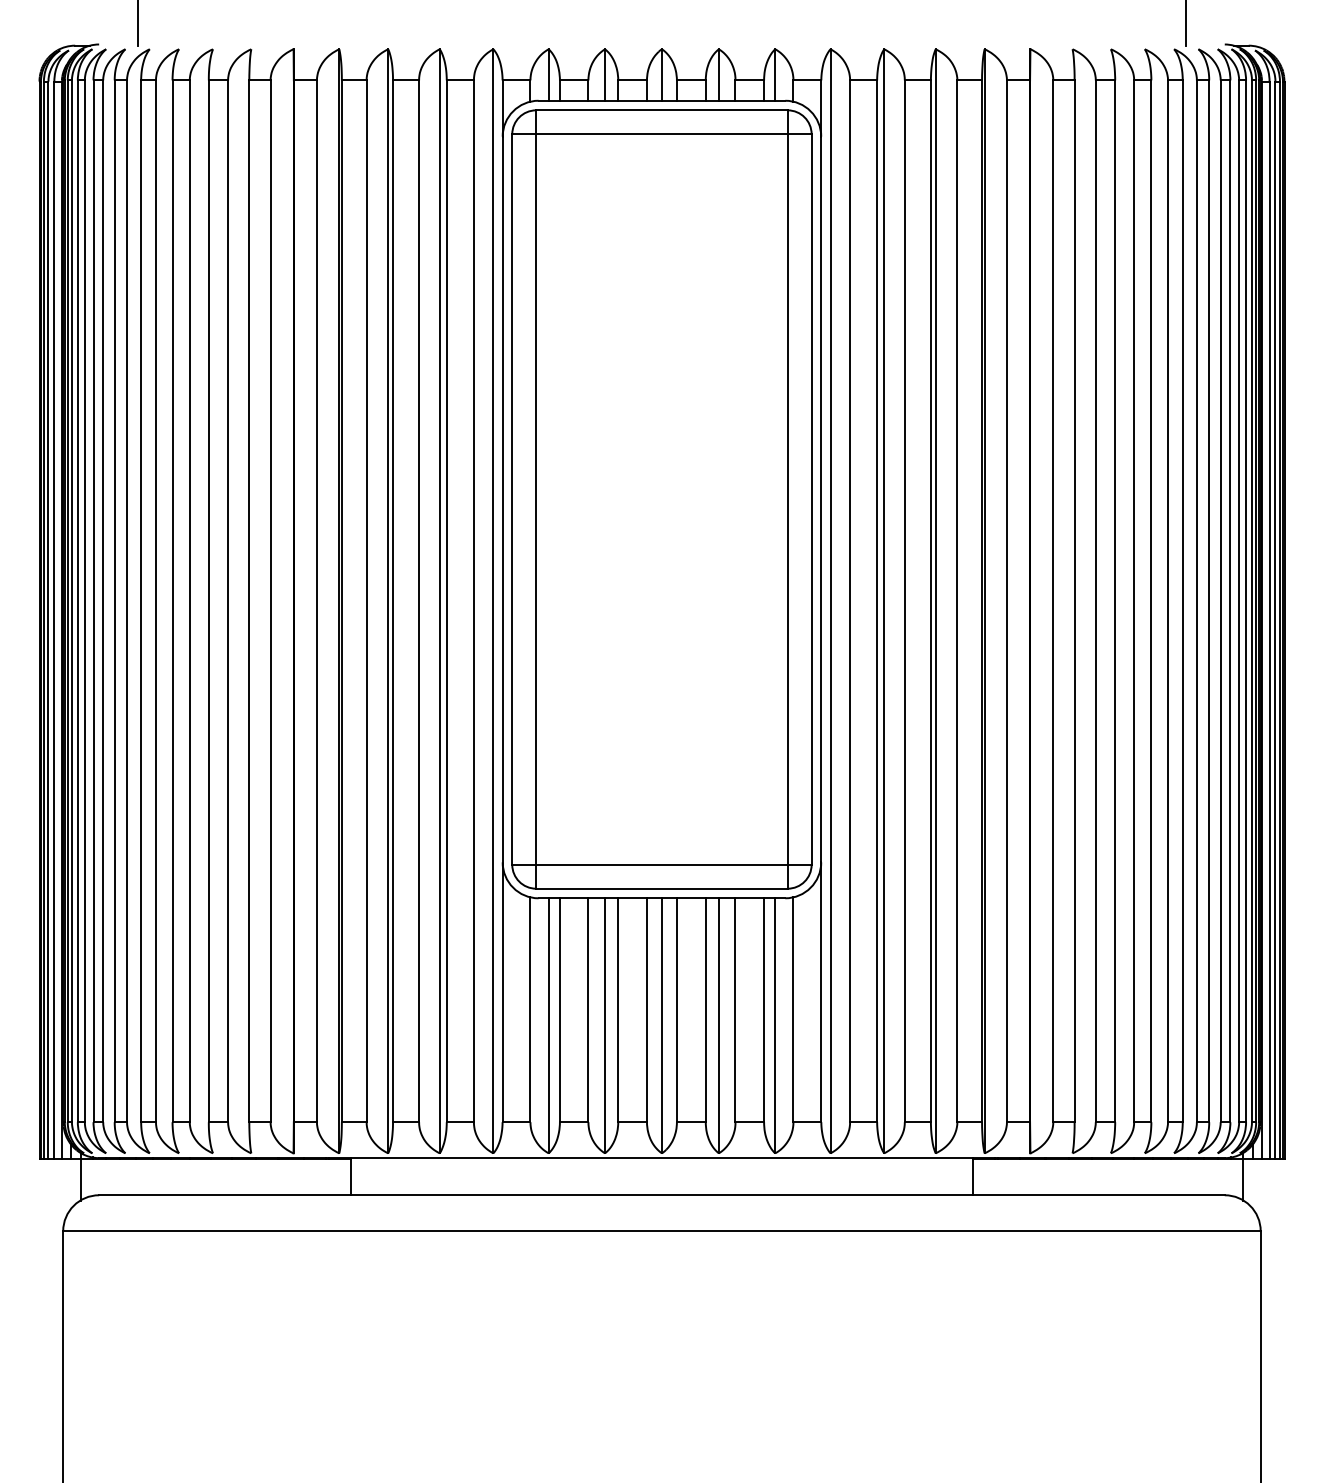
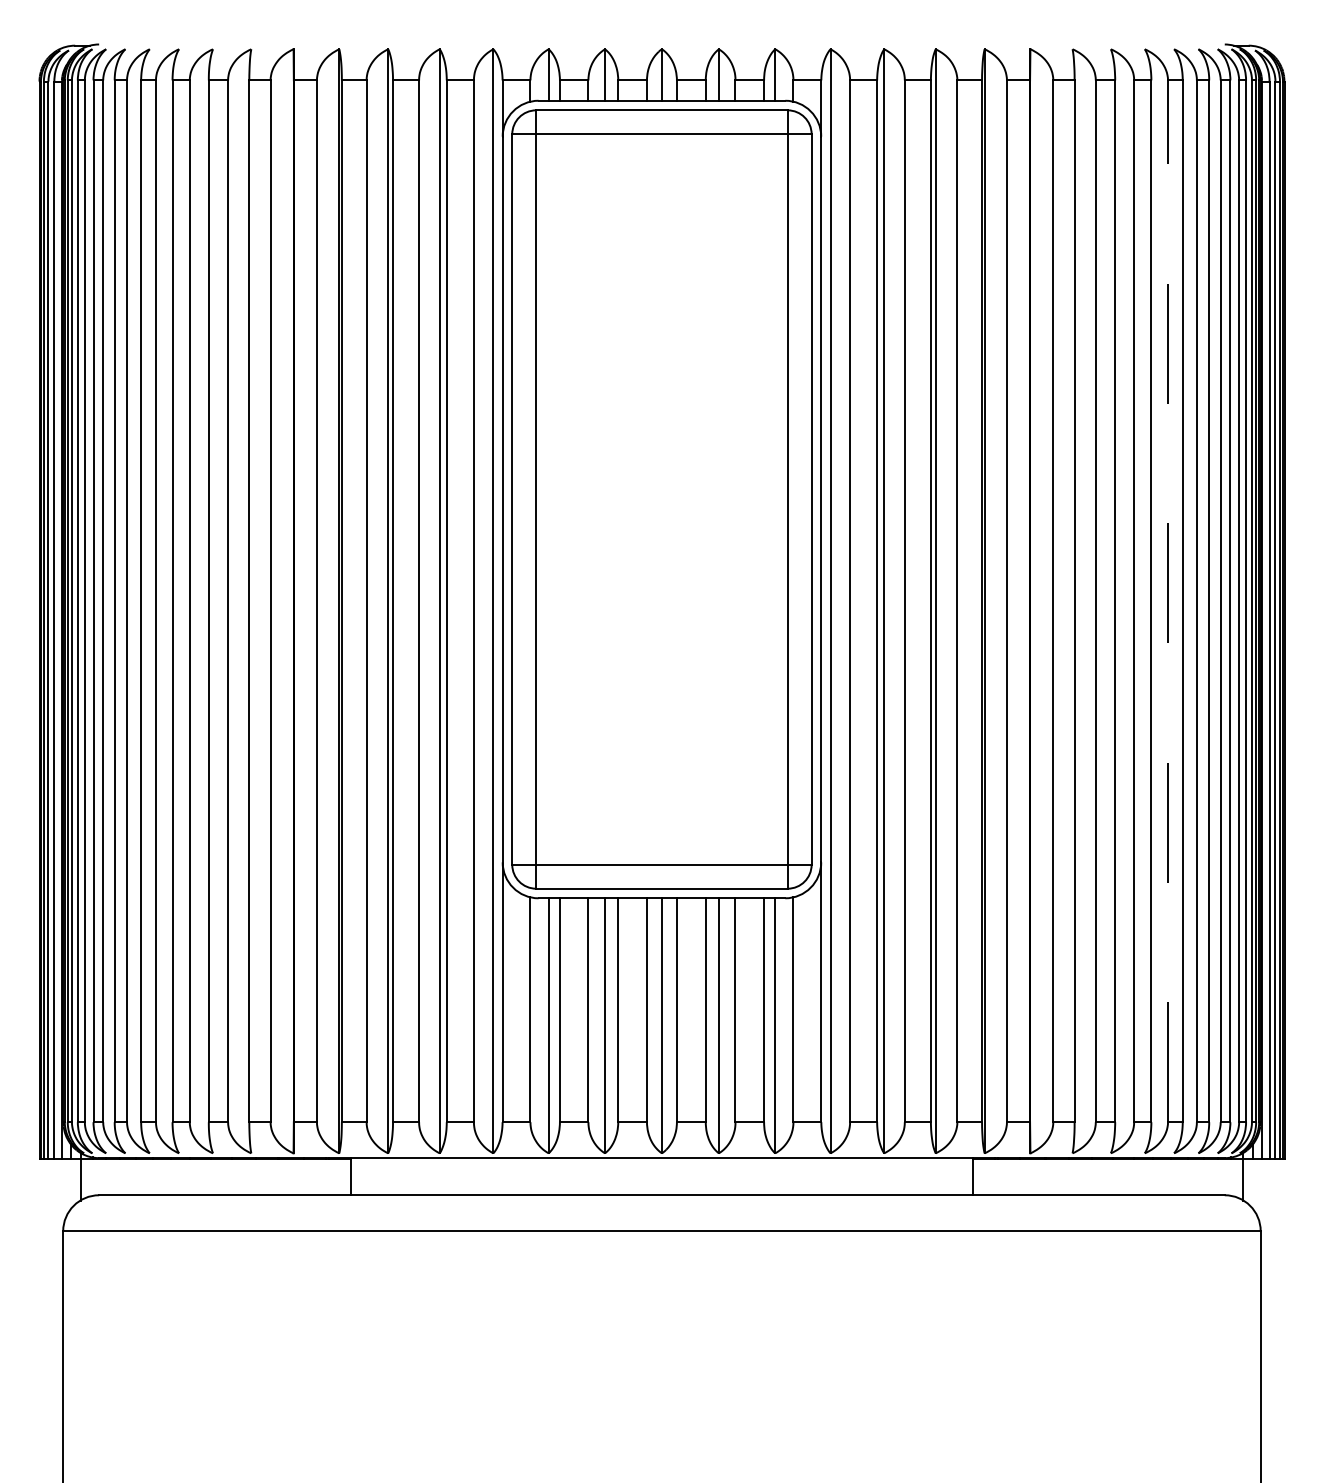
line: present -> none (138, 23)
line: present -> none (1185, 23)
line: solid -> dashed (1168, 601)
